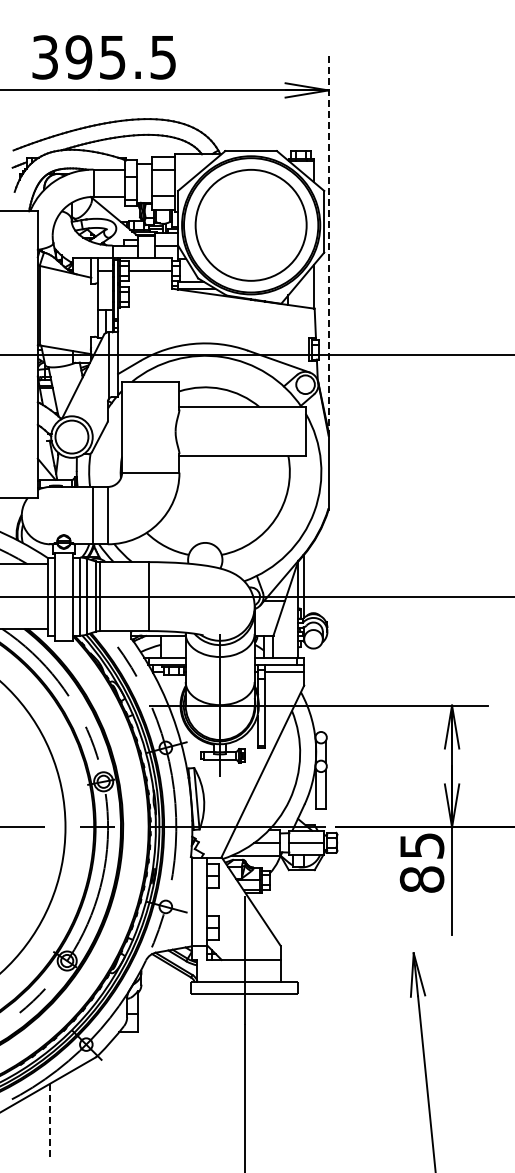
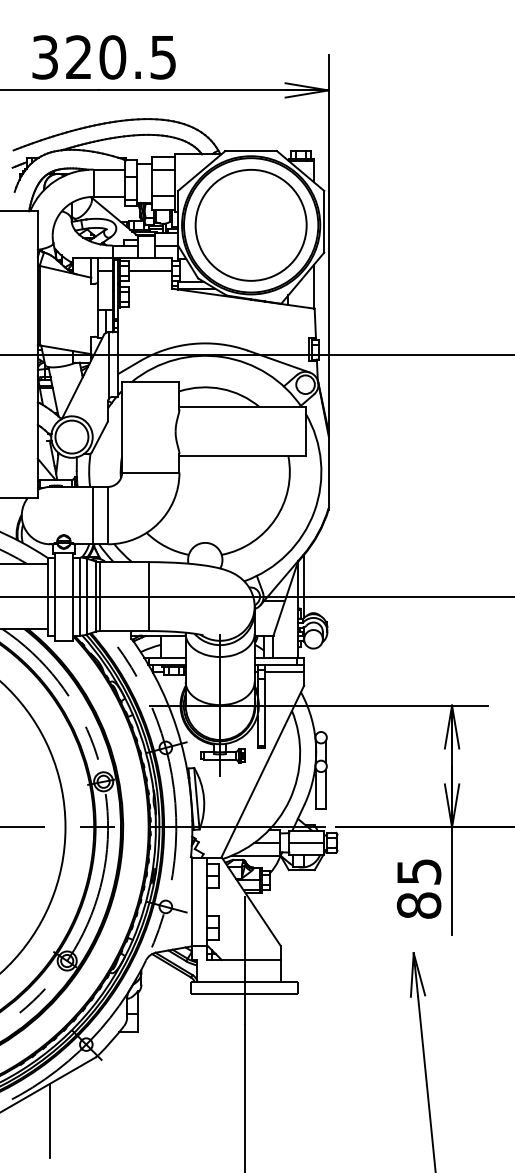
text: 395.5 -> 320.5 (95, 57)
line: dashed -> solid (328, 245)
text position: (421, 862) -> (418, 888) (418, 888)
line: dashed -> solid (49, 1121)
